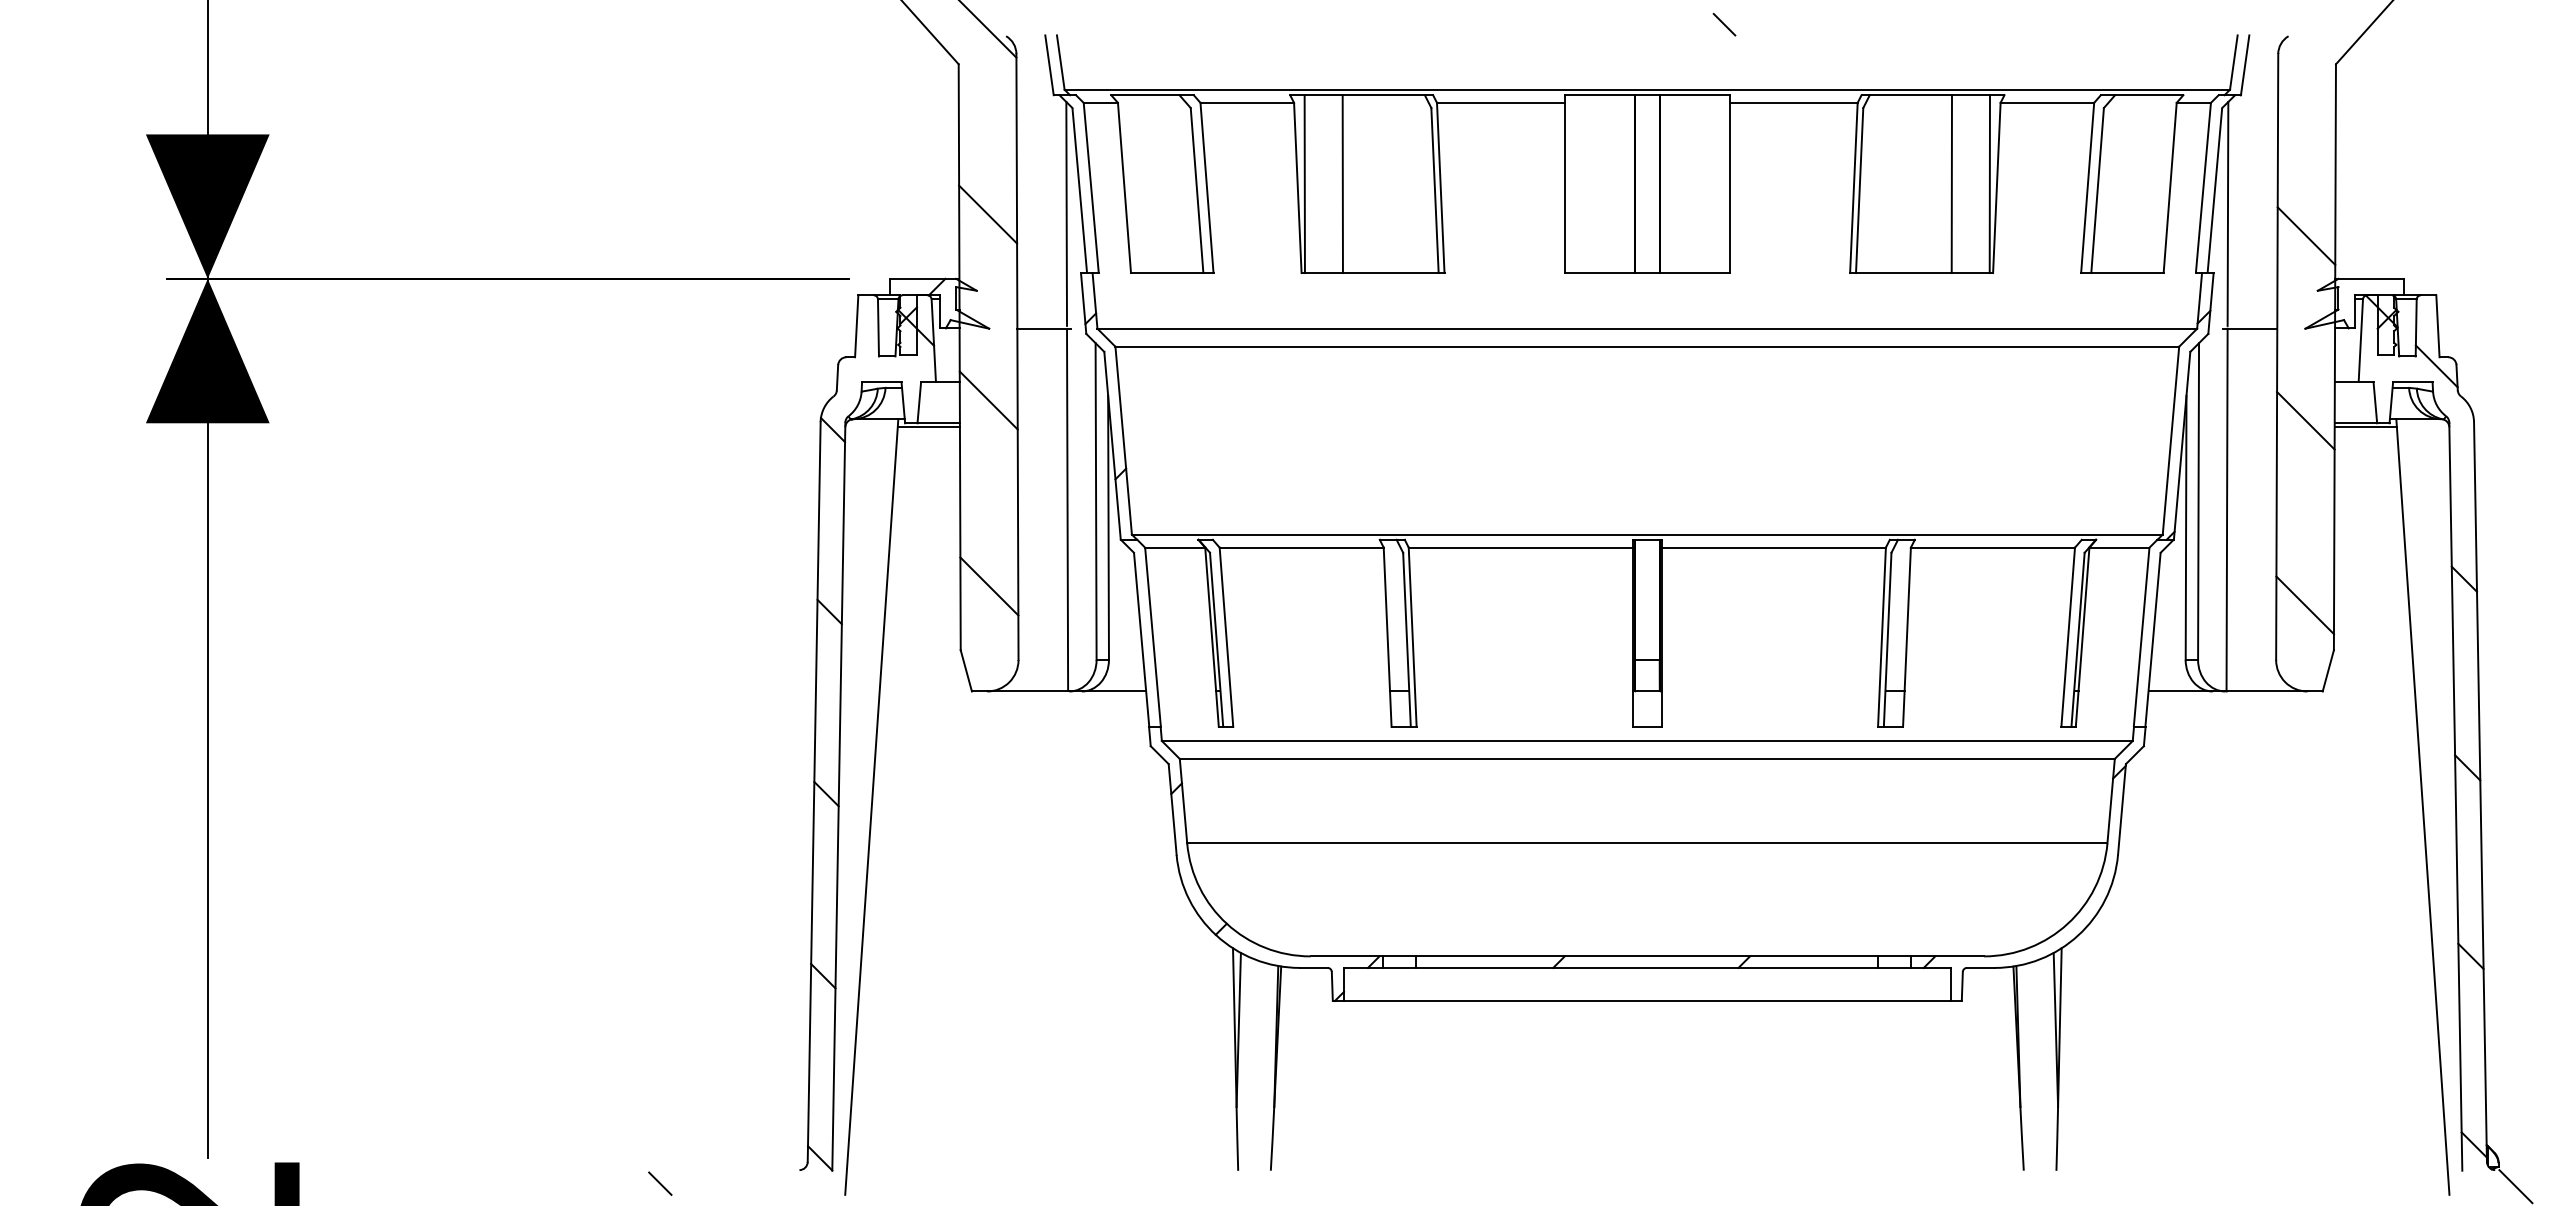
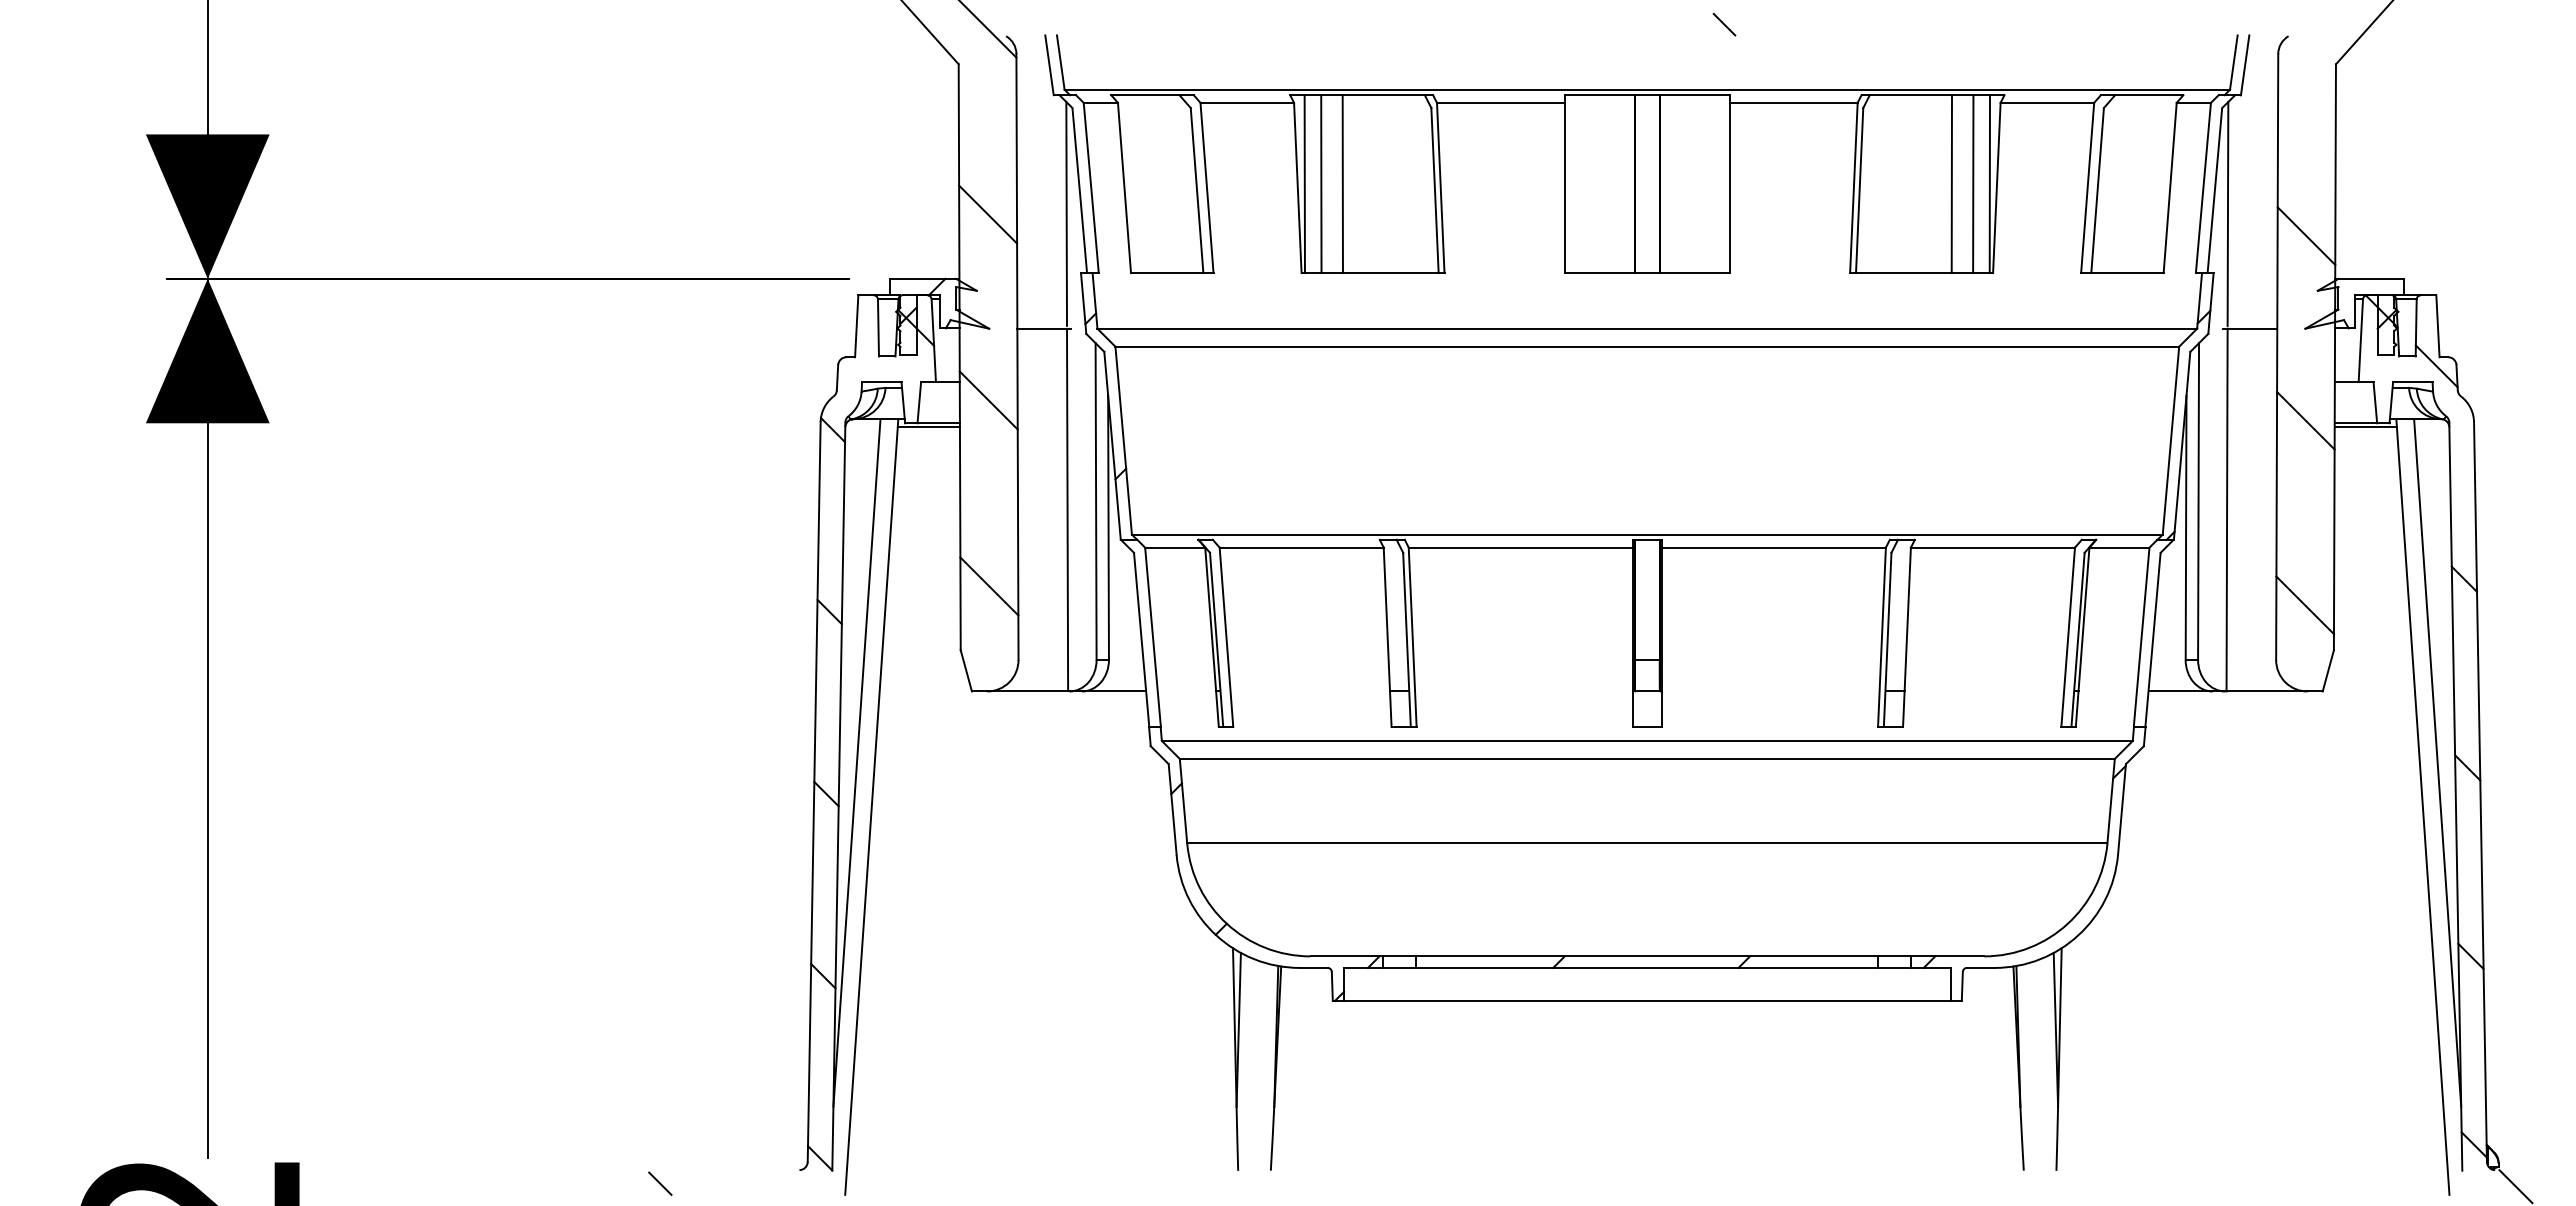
line: none -> present (1321, 184)
line: none -> present (1973, 184)
line: none -> present (856, 762)
line: none -> present (2437, 762)
